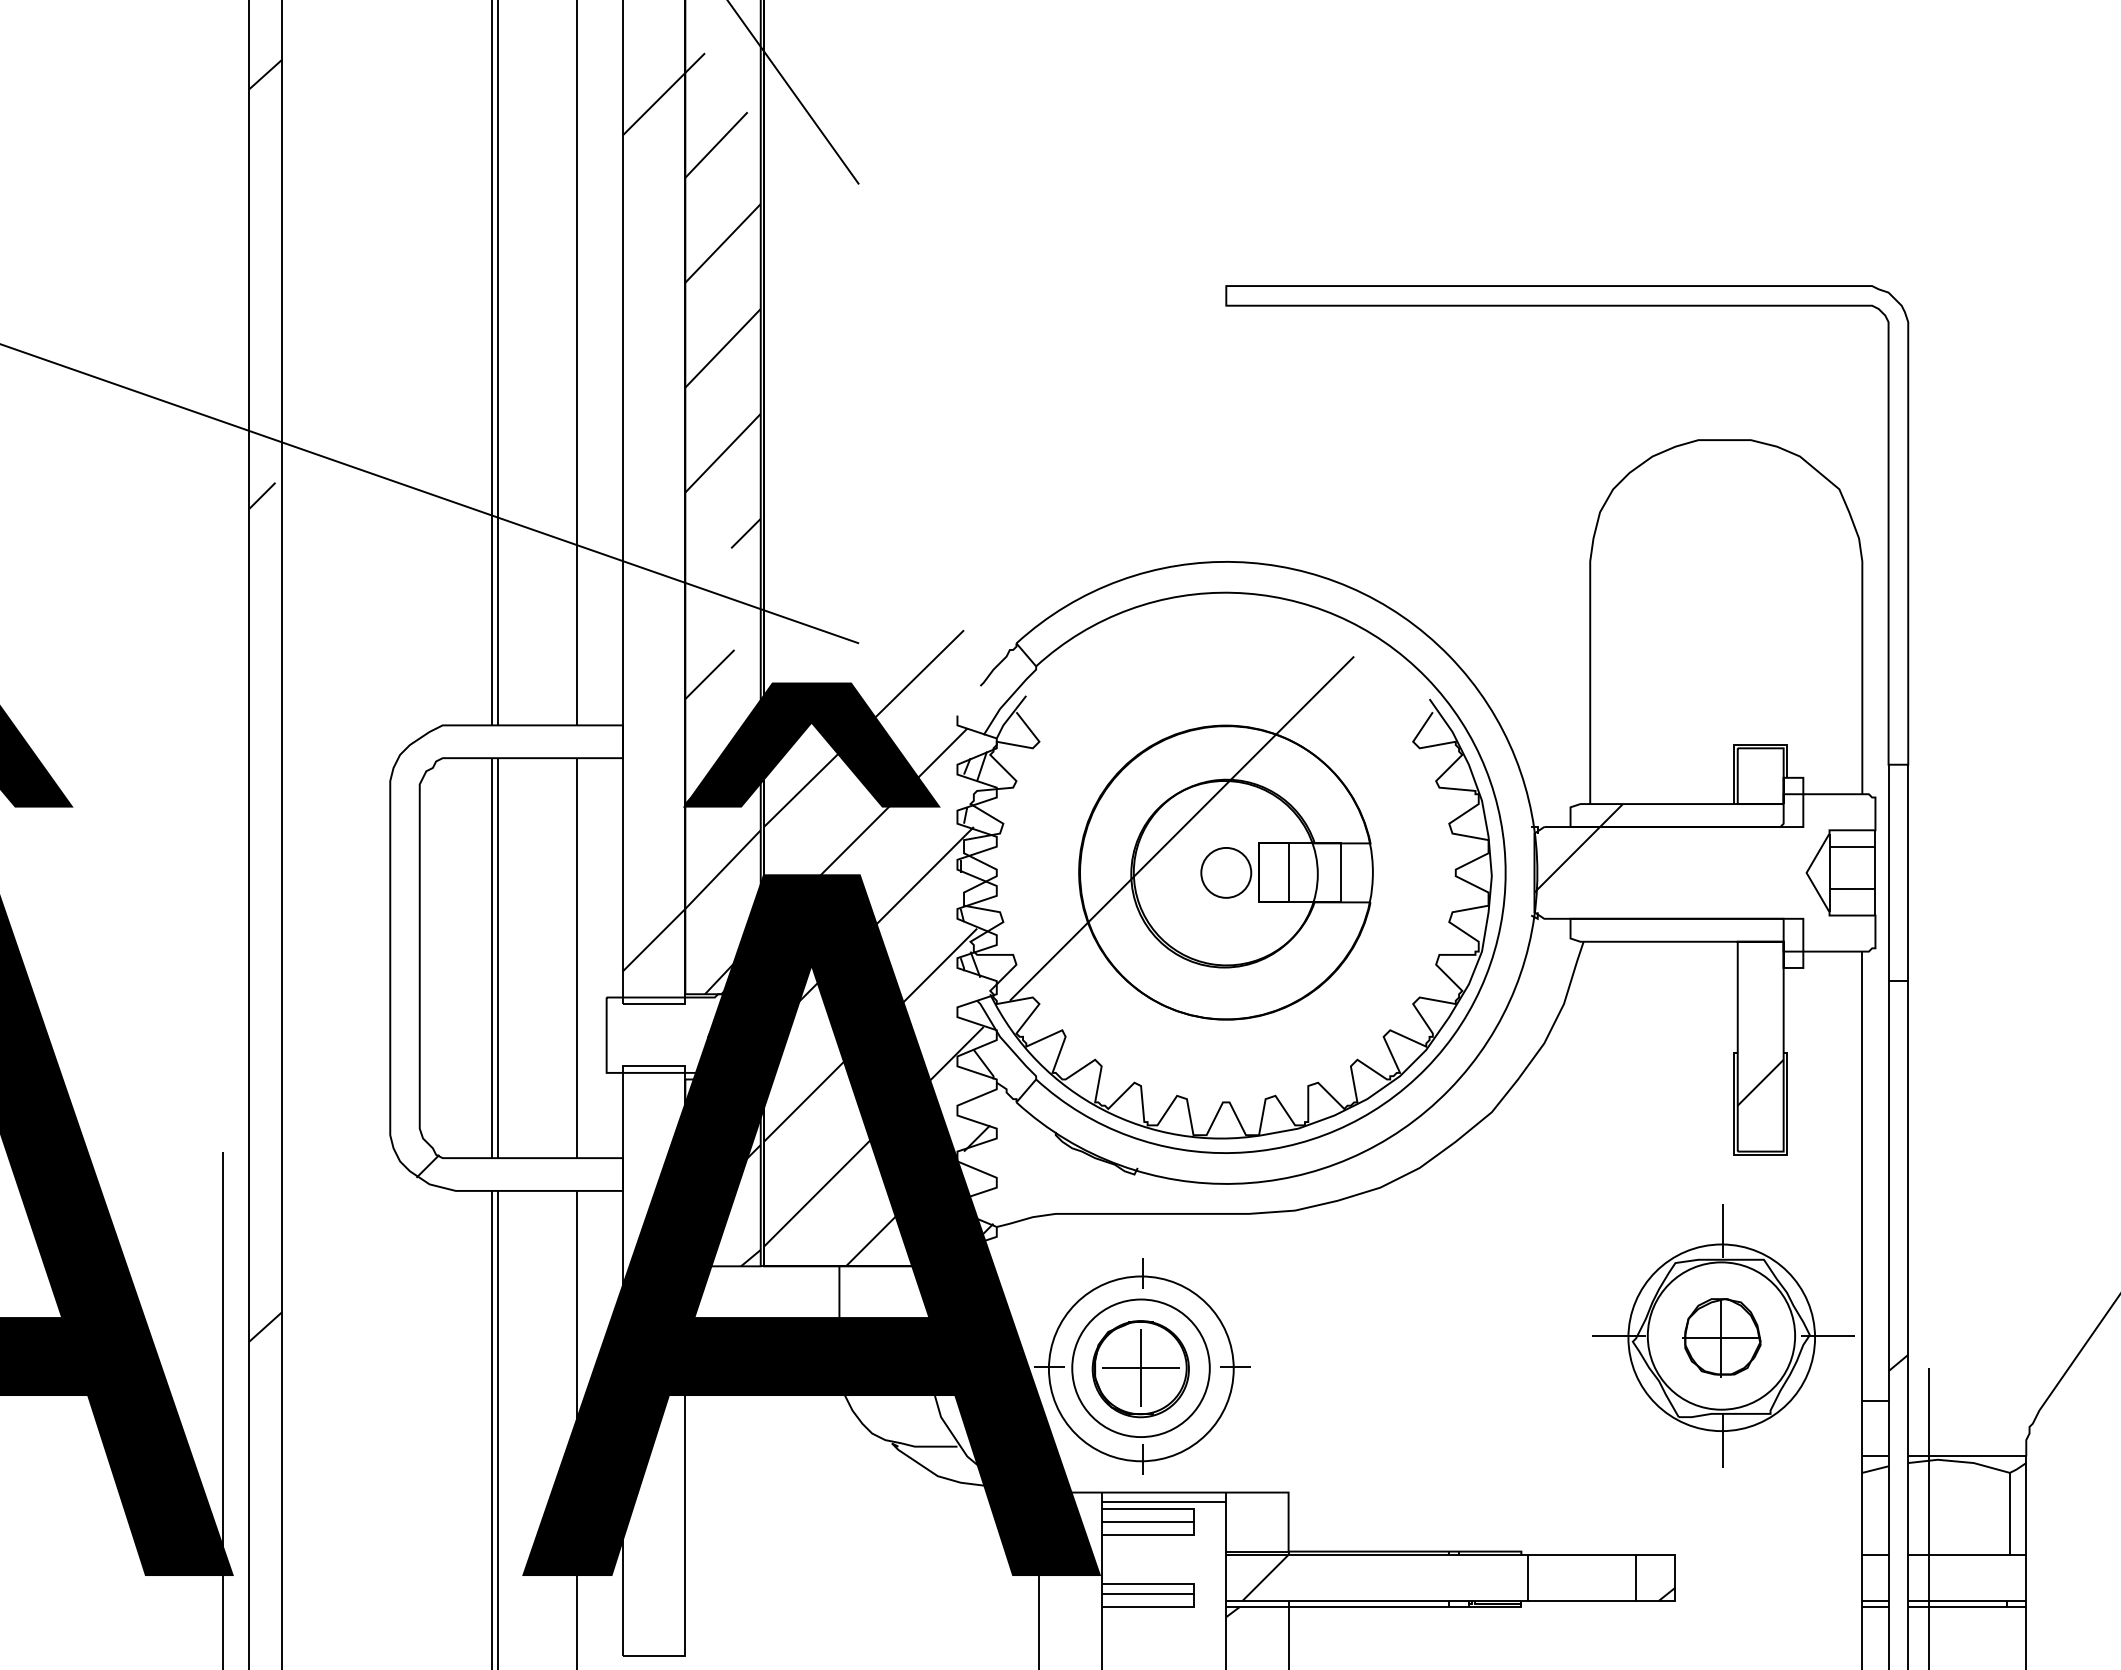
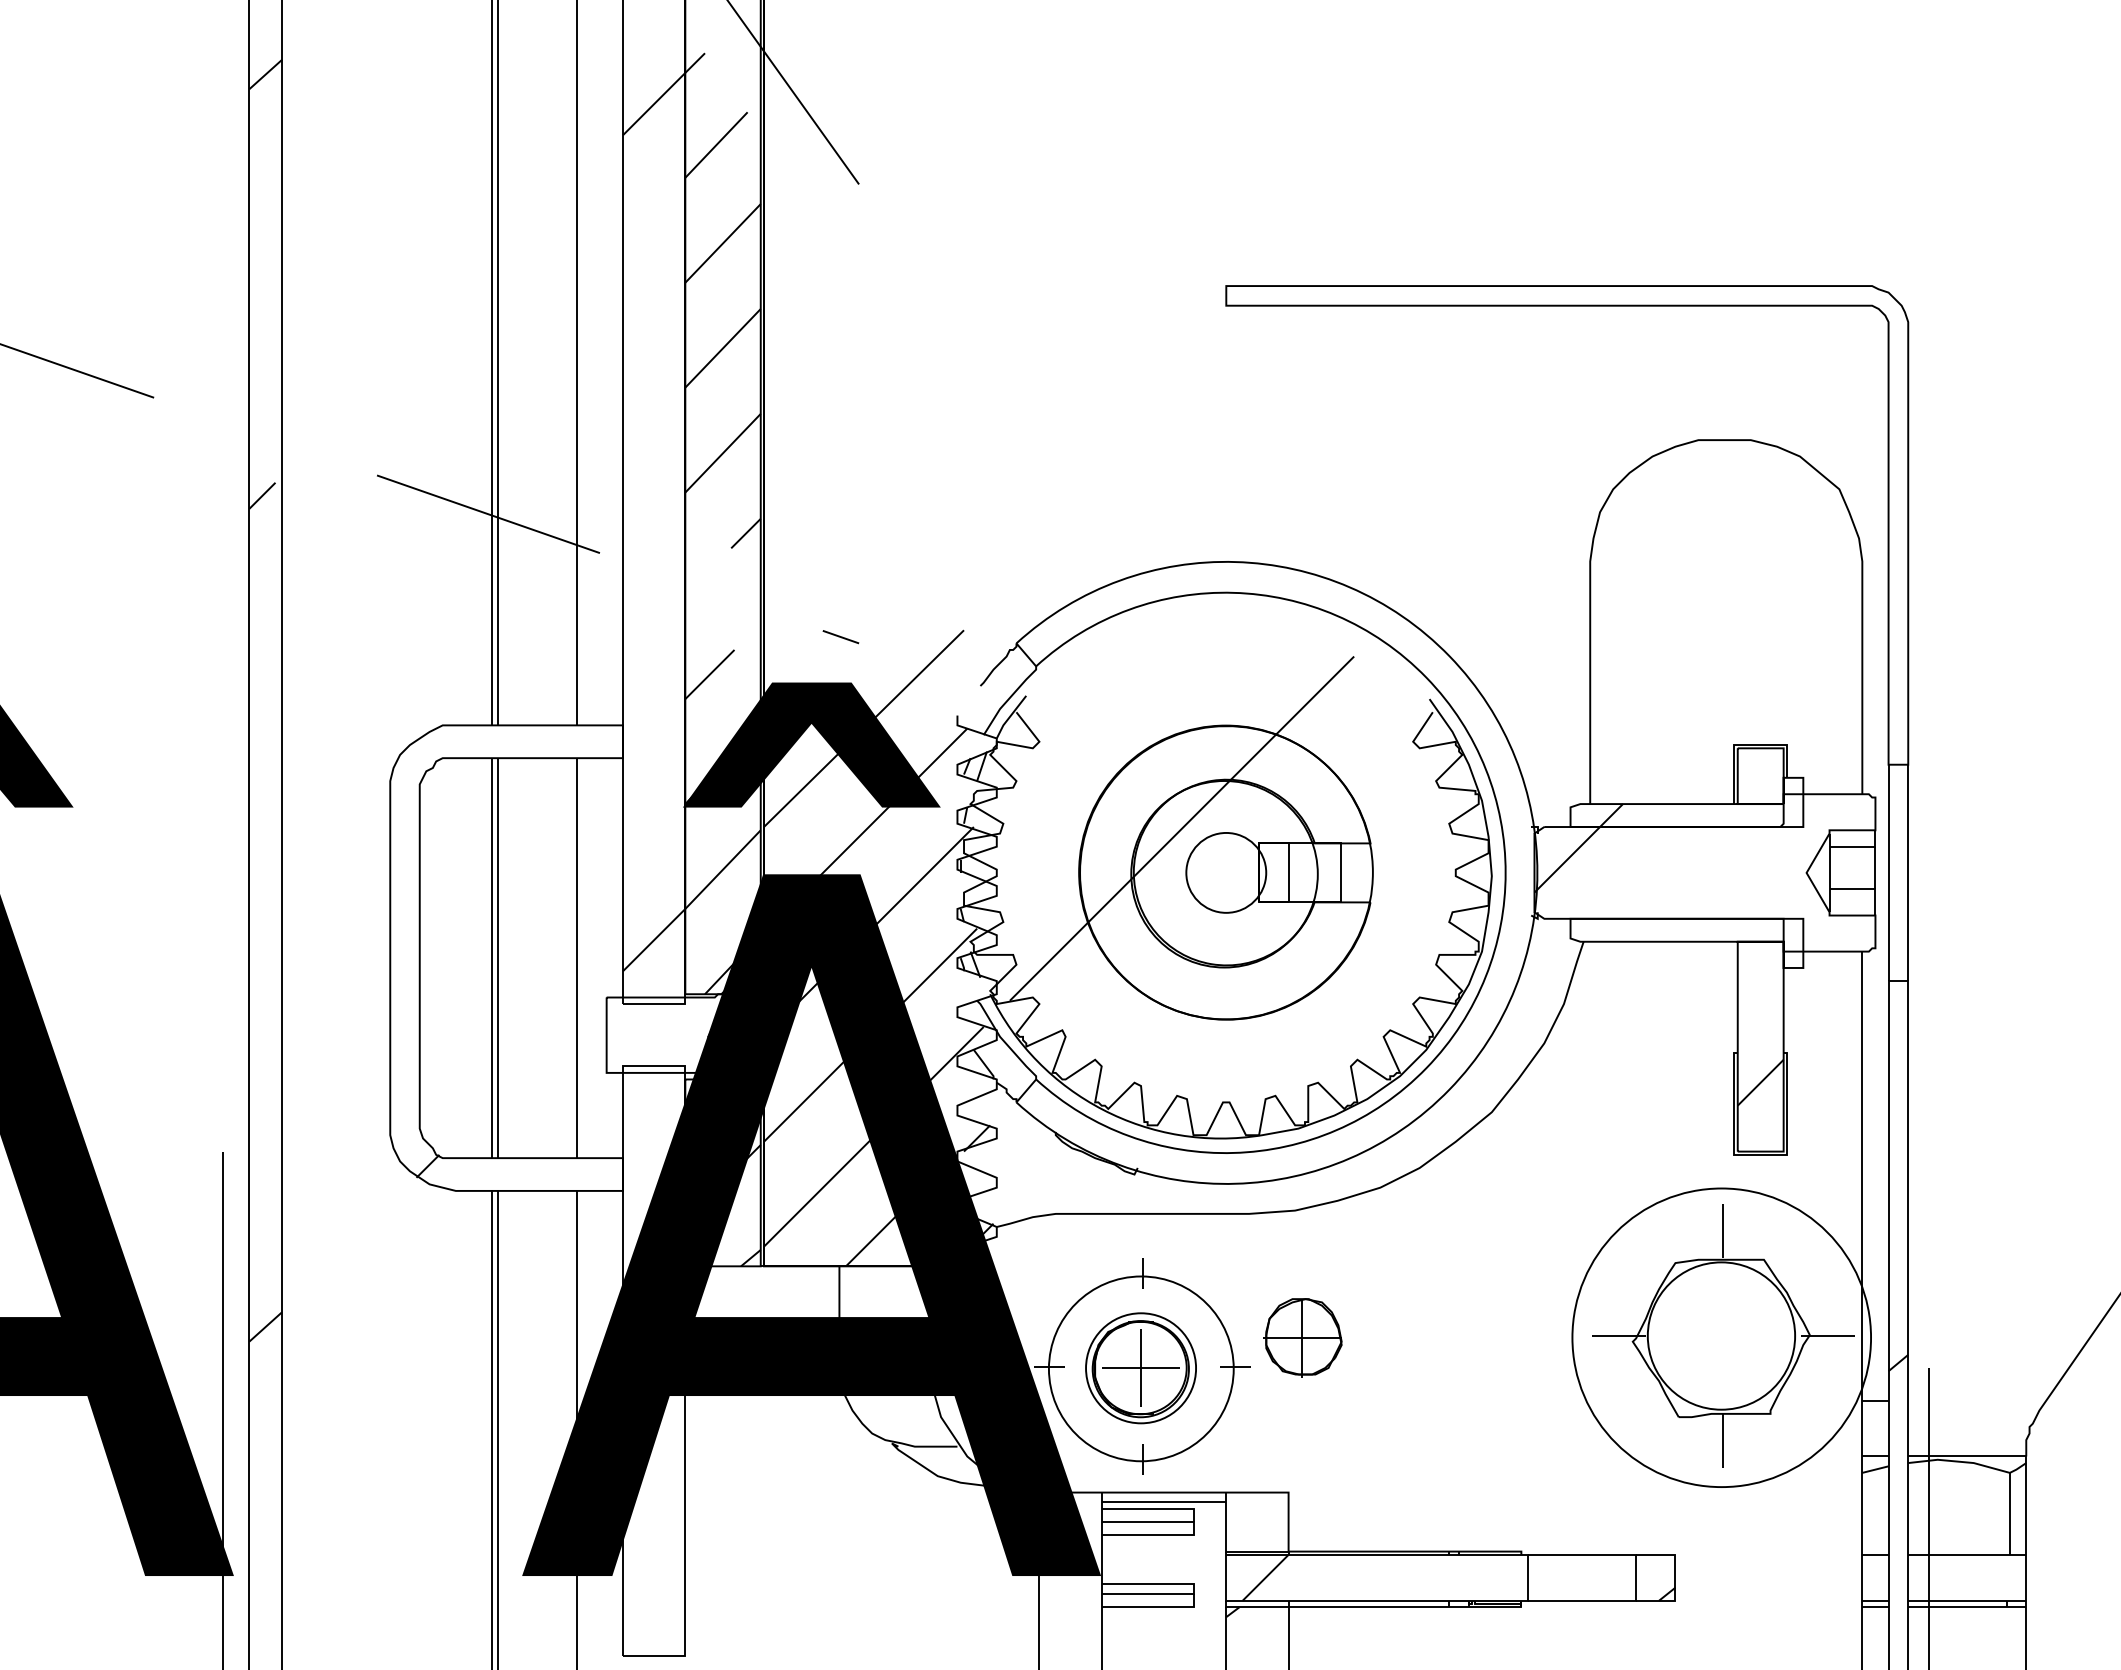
line: solid -> dashed (430, 494)
circle diameter: 50 px -> 80 px (1226, 872)
circle diameter: 187 px -> 299 px (1721, 1337)
part position: (1721, 1337) -> (1302, 1337) (1302, 1337)
circle diameter: 138 px -> 110 px (1141, 1368)
